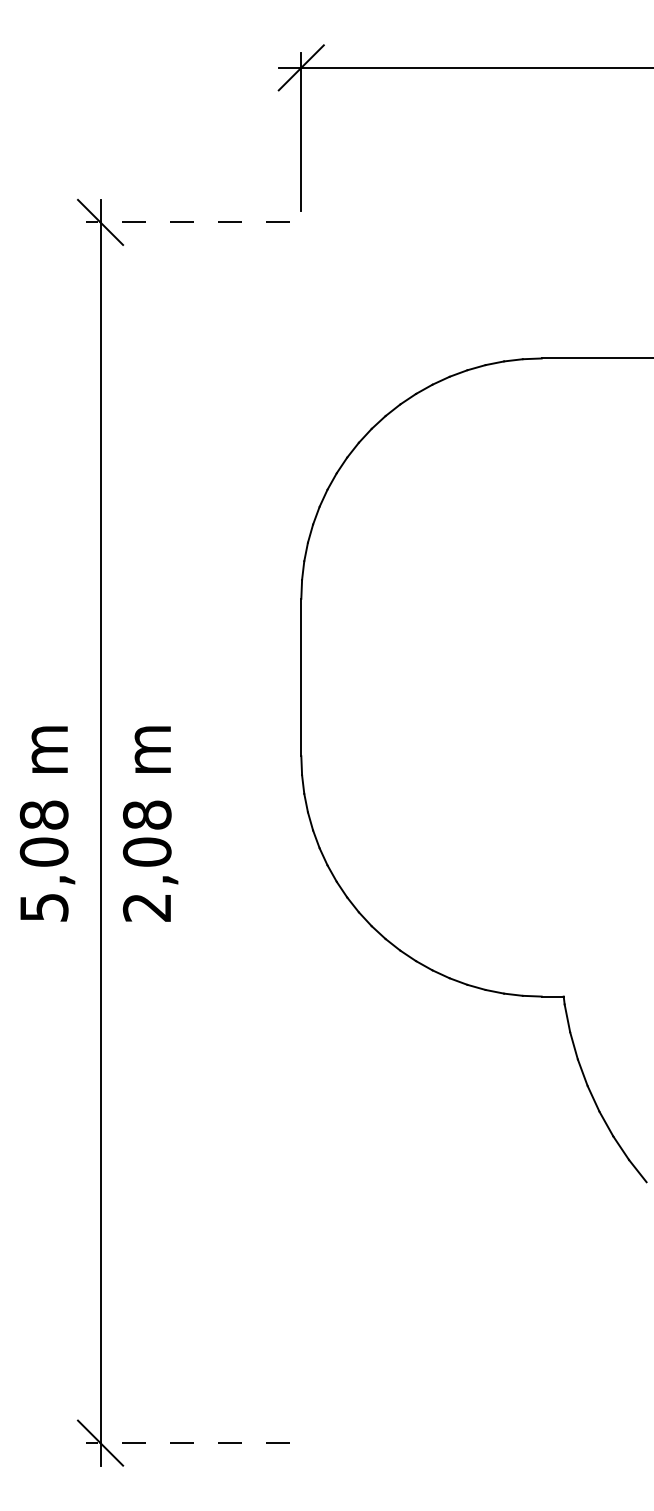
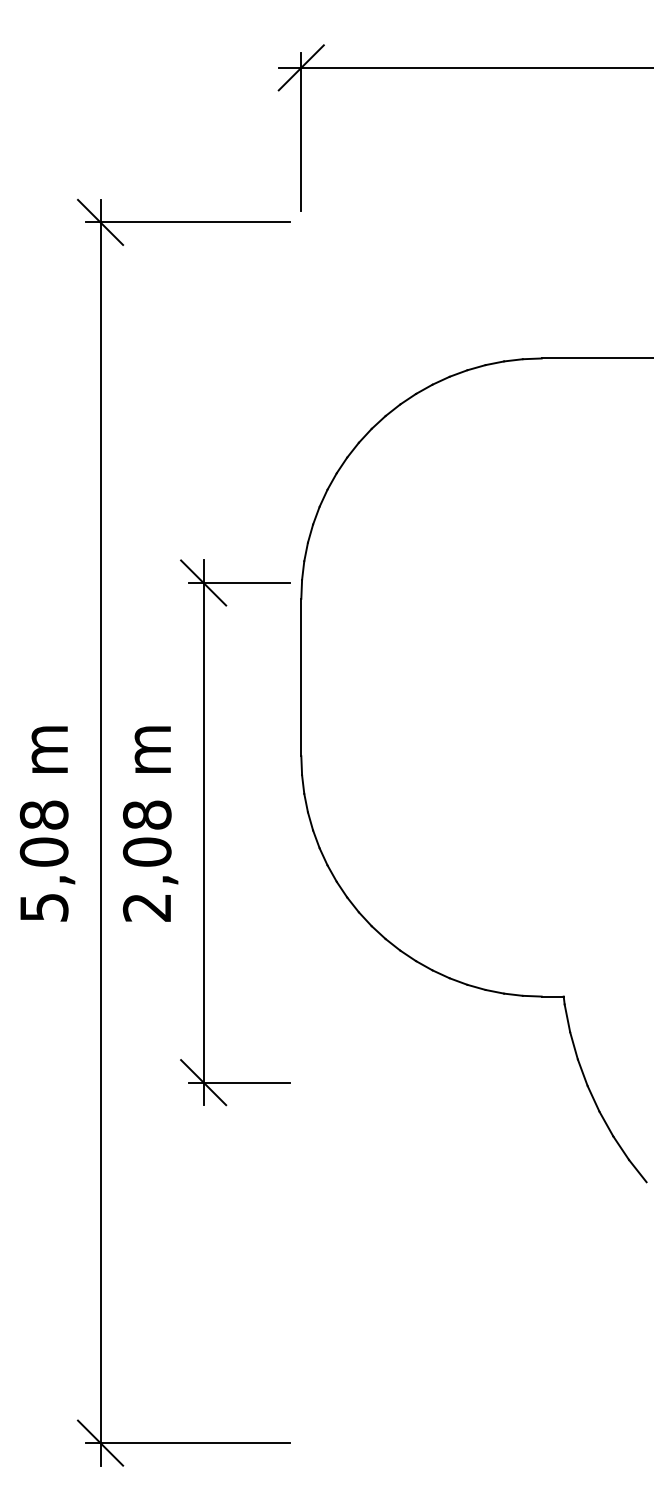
line: dashed -> solid (187, 222)
part: none -> present (204, 832)
line: dashed -> solid (187, 1443)
